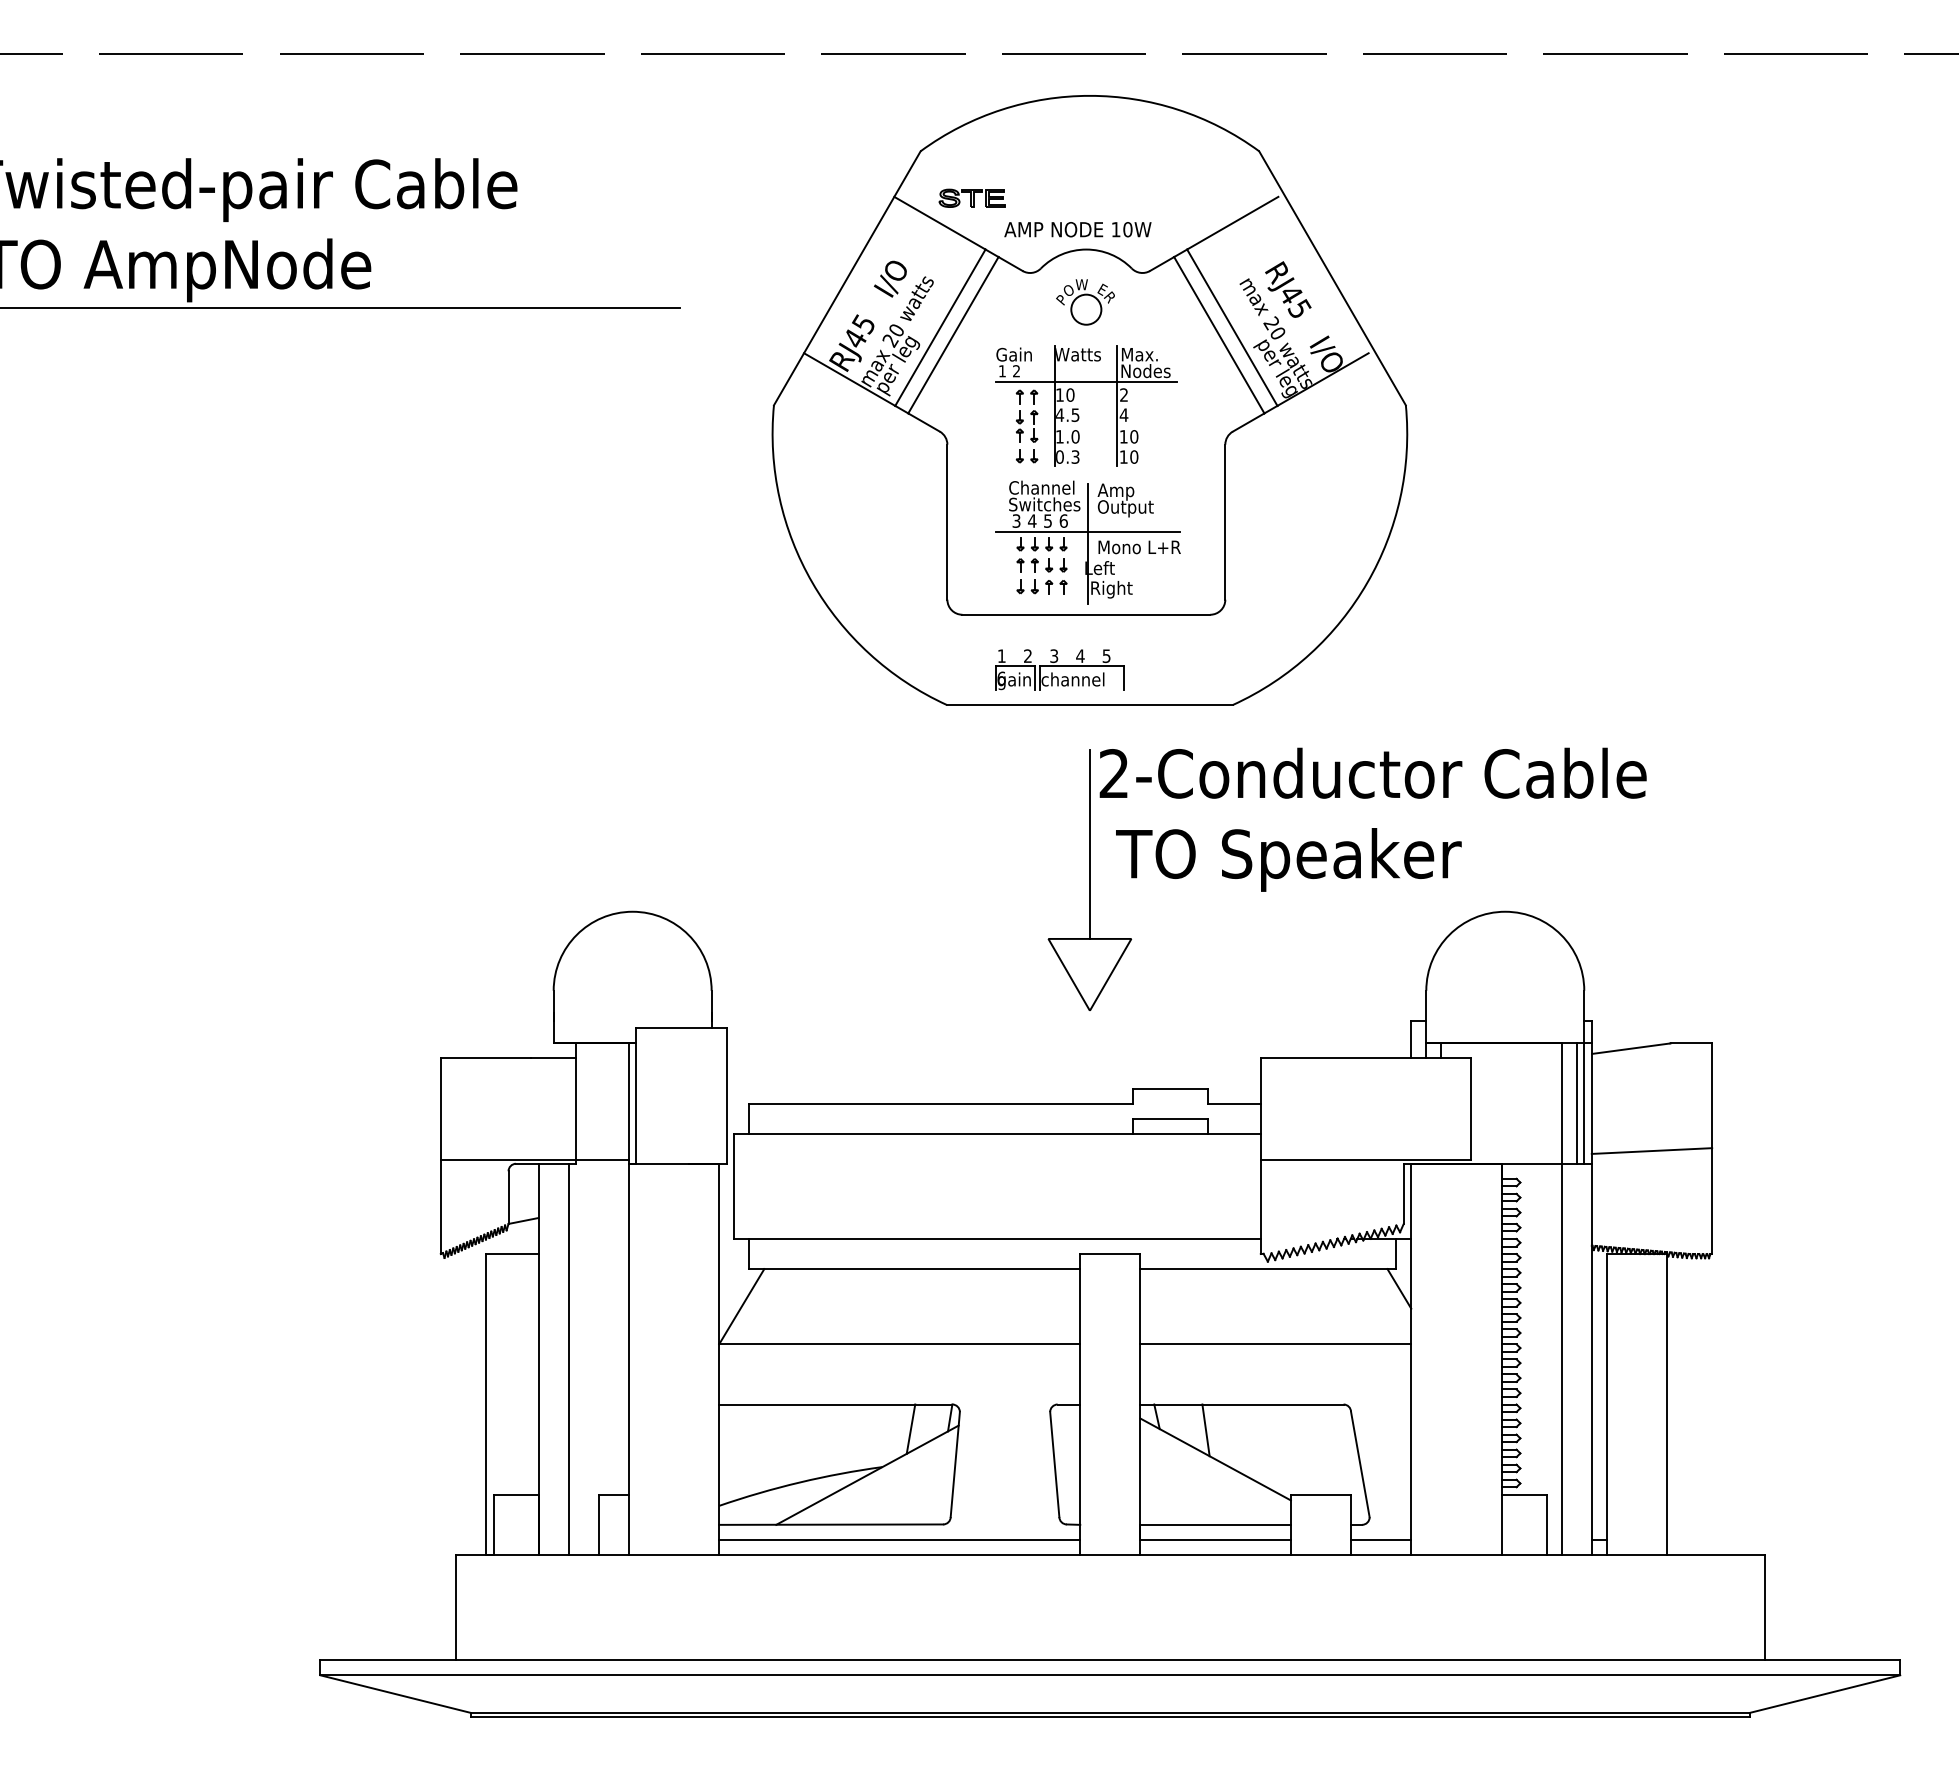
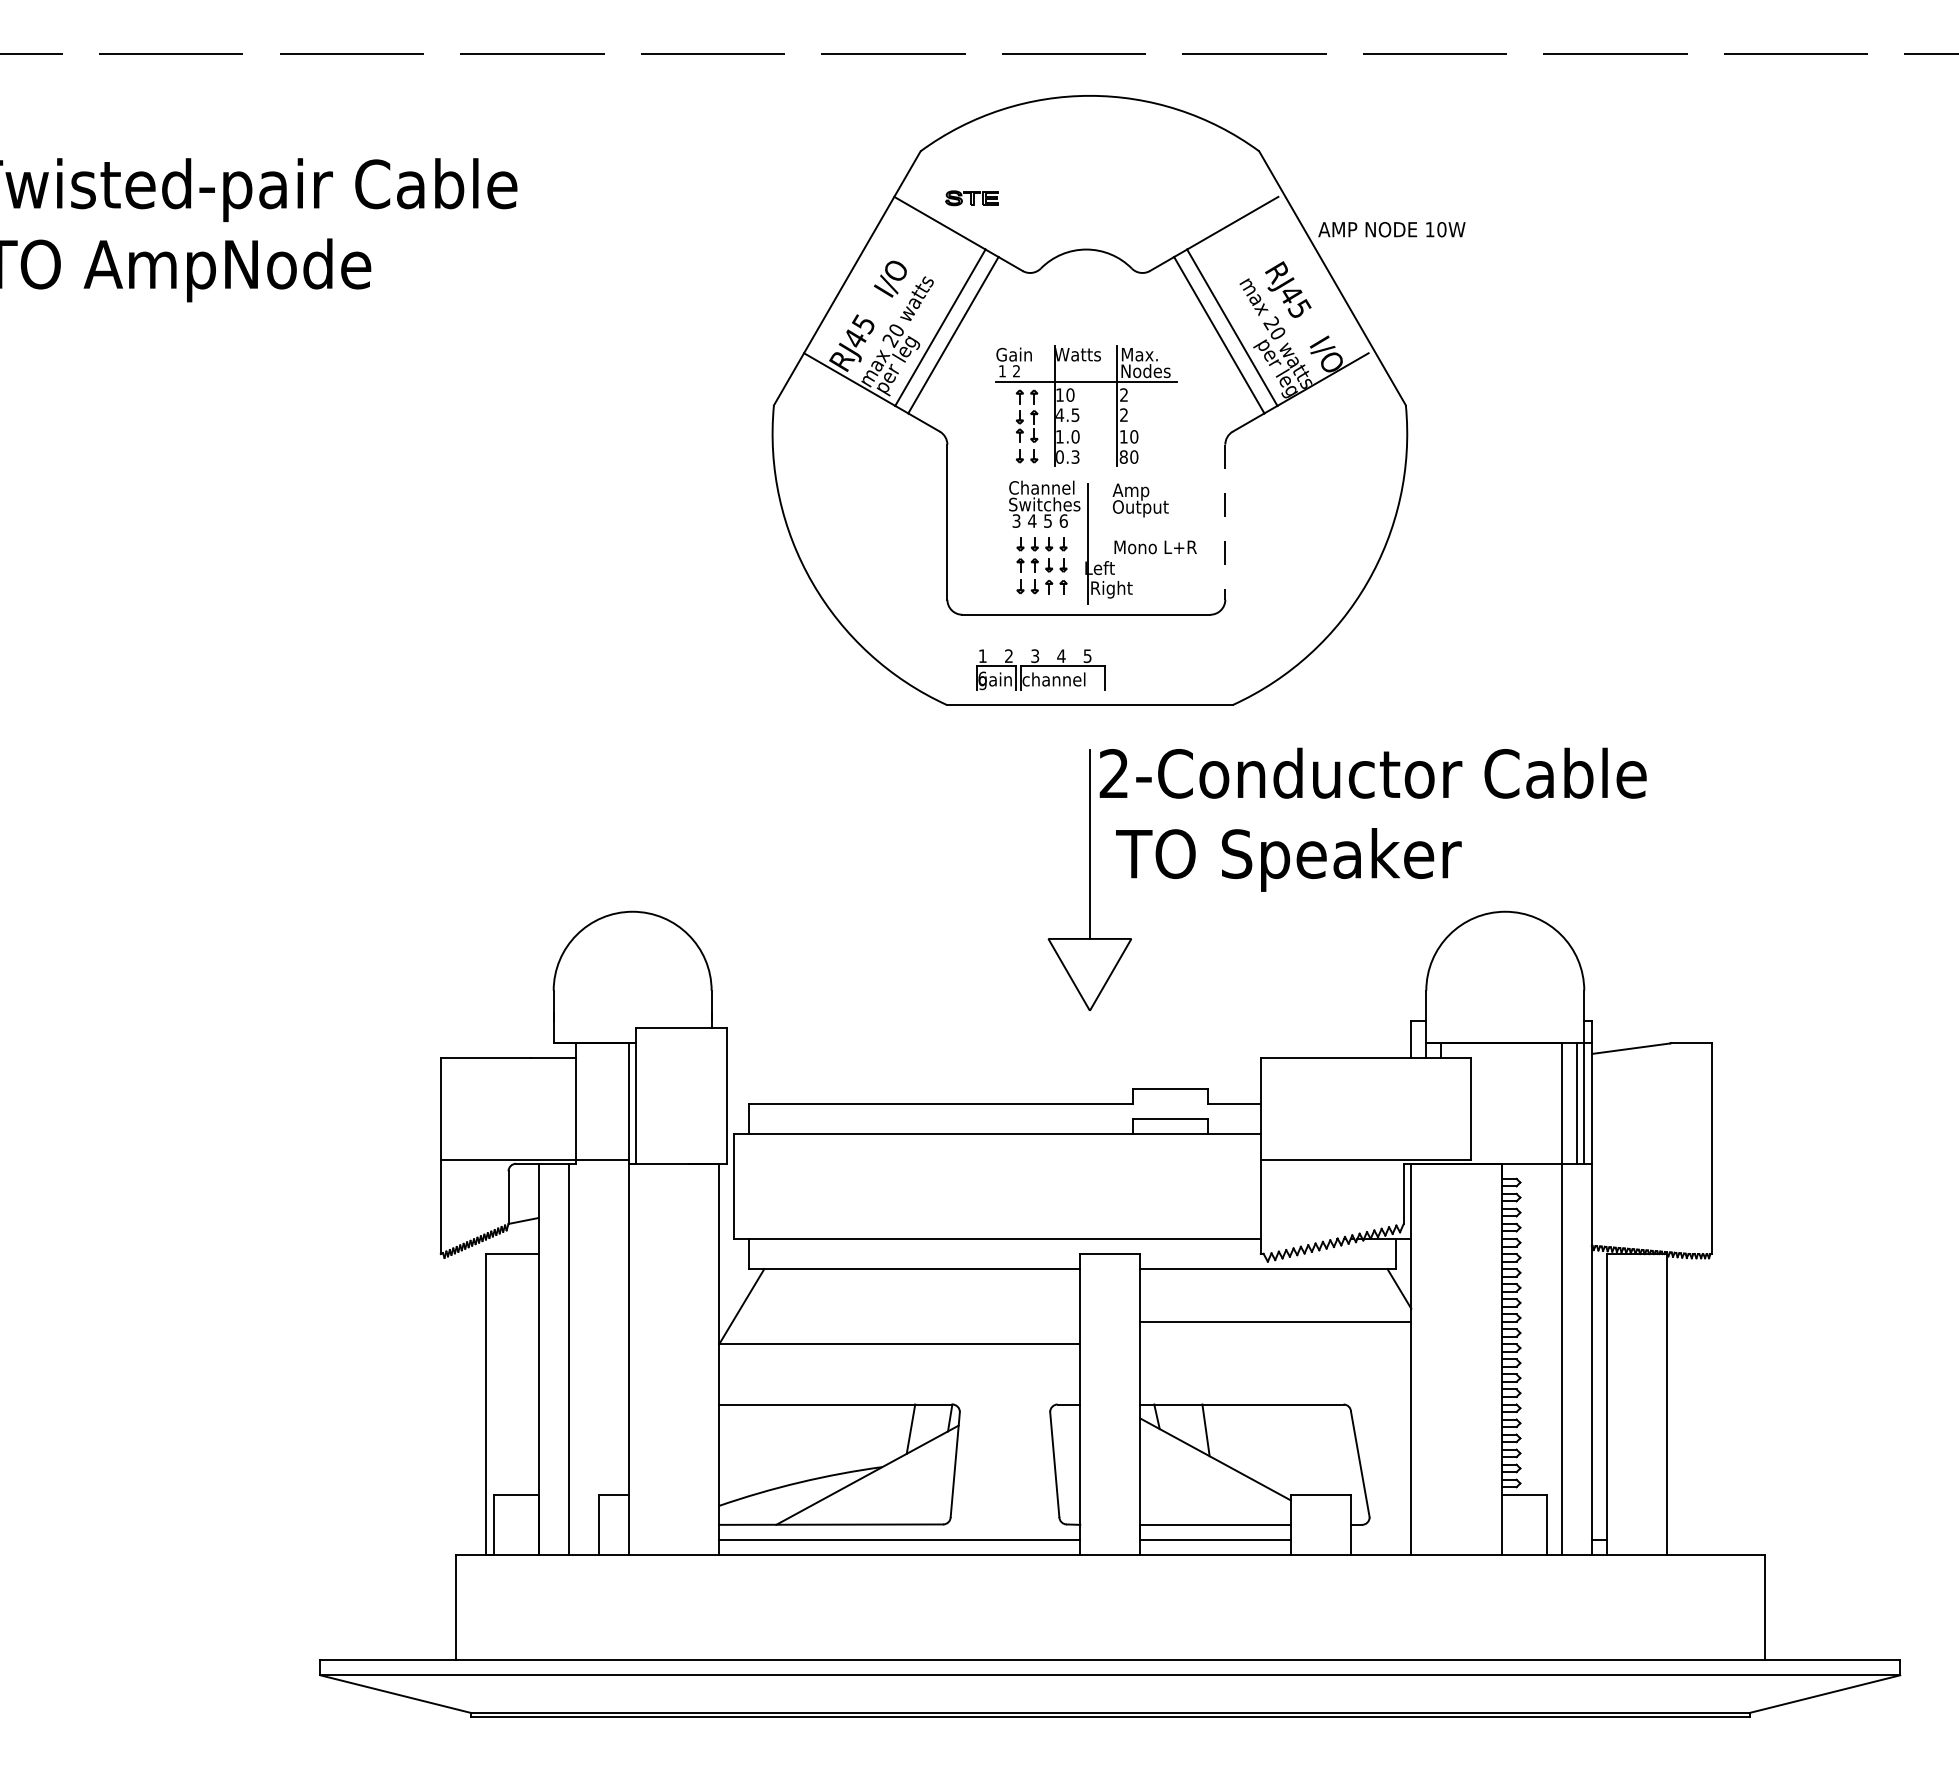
part size: 68x20 px -> 54x17 px (971, 198)
text position: (1077, 229) -> (1391, 229) (1391, 229)
part: present -> none (1085, 302)
line: present -> none (340, 308)
text: 4 -> 2 (1123, 414)
text: 10 -> 80 (1123, 456)
text position: (1125, 500) -> (1140, 500) (1140, 500)
line: solid -> dashed (1225, 522)
line: present -> none (1087, 531)
text position: (1139, 547) -> (1155, 547) (1155, 547)
part position: (1059, 669) -> (1040, 669) (1040, 669)
line: present -> none (1651, 1150)
line position: (1275, 1344) -> (1275, 1322) (1275, 1322)
line: present -> none (1381, 1539)
